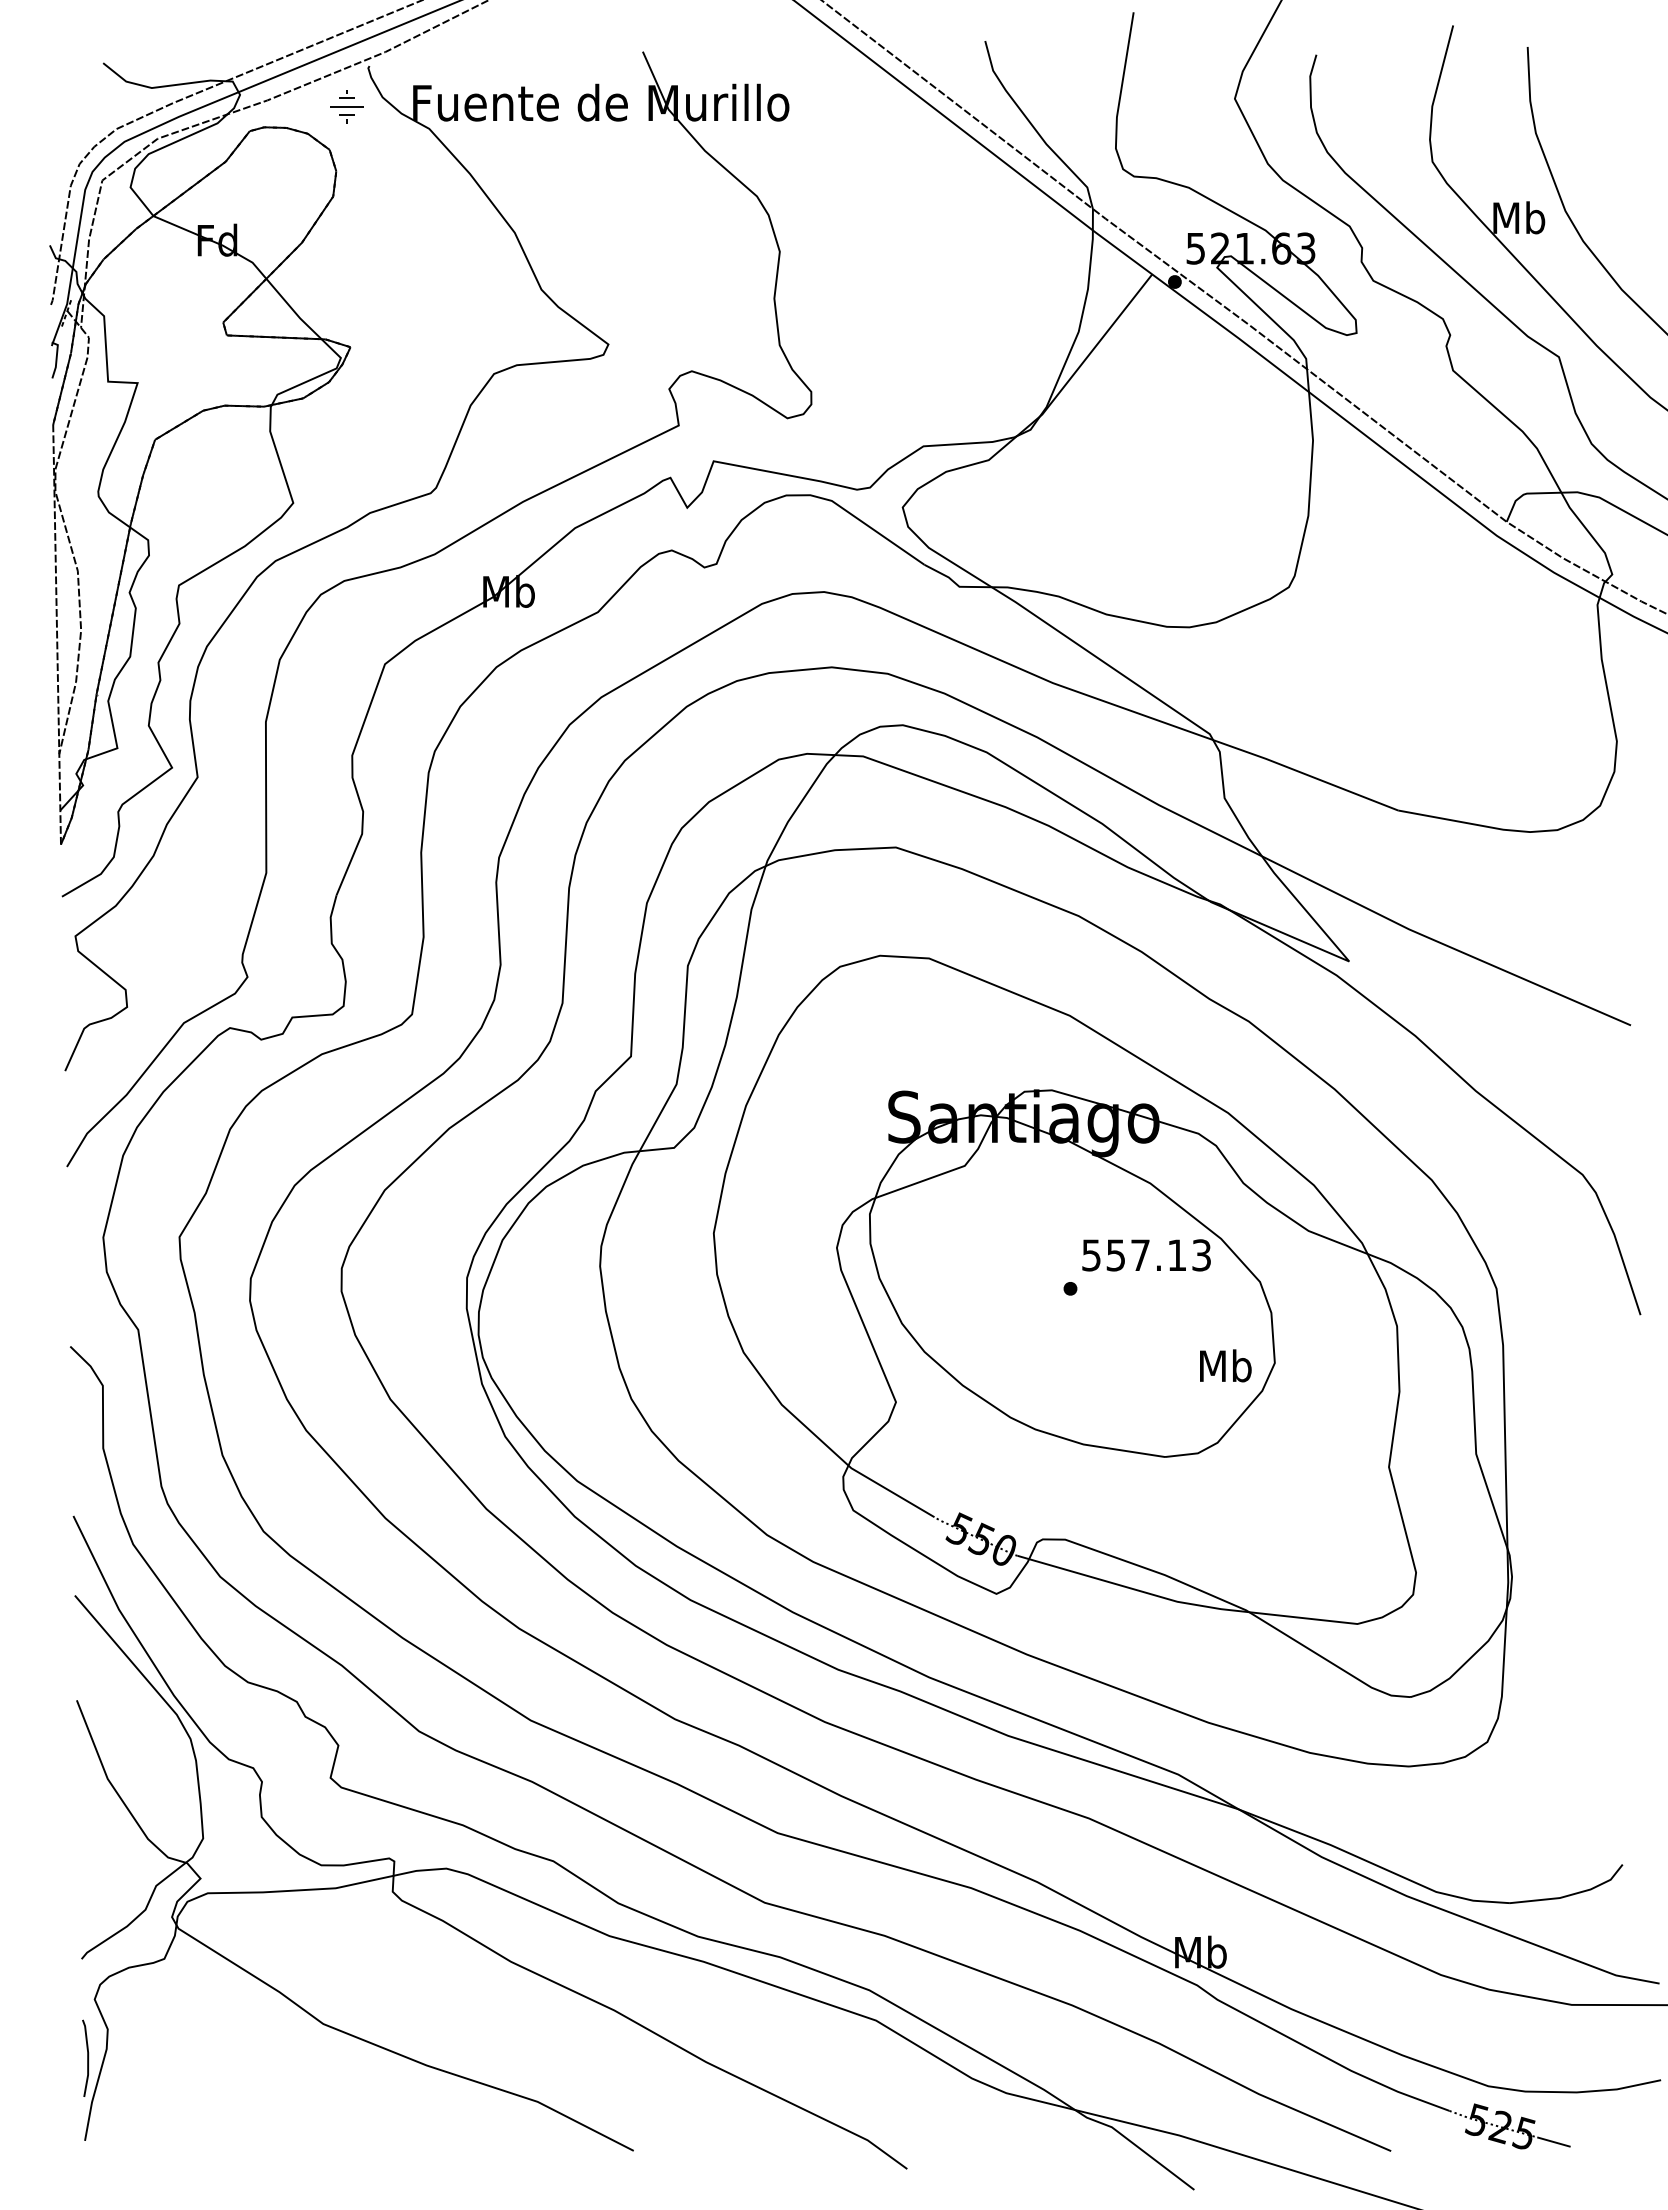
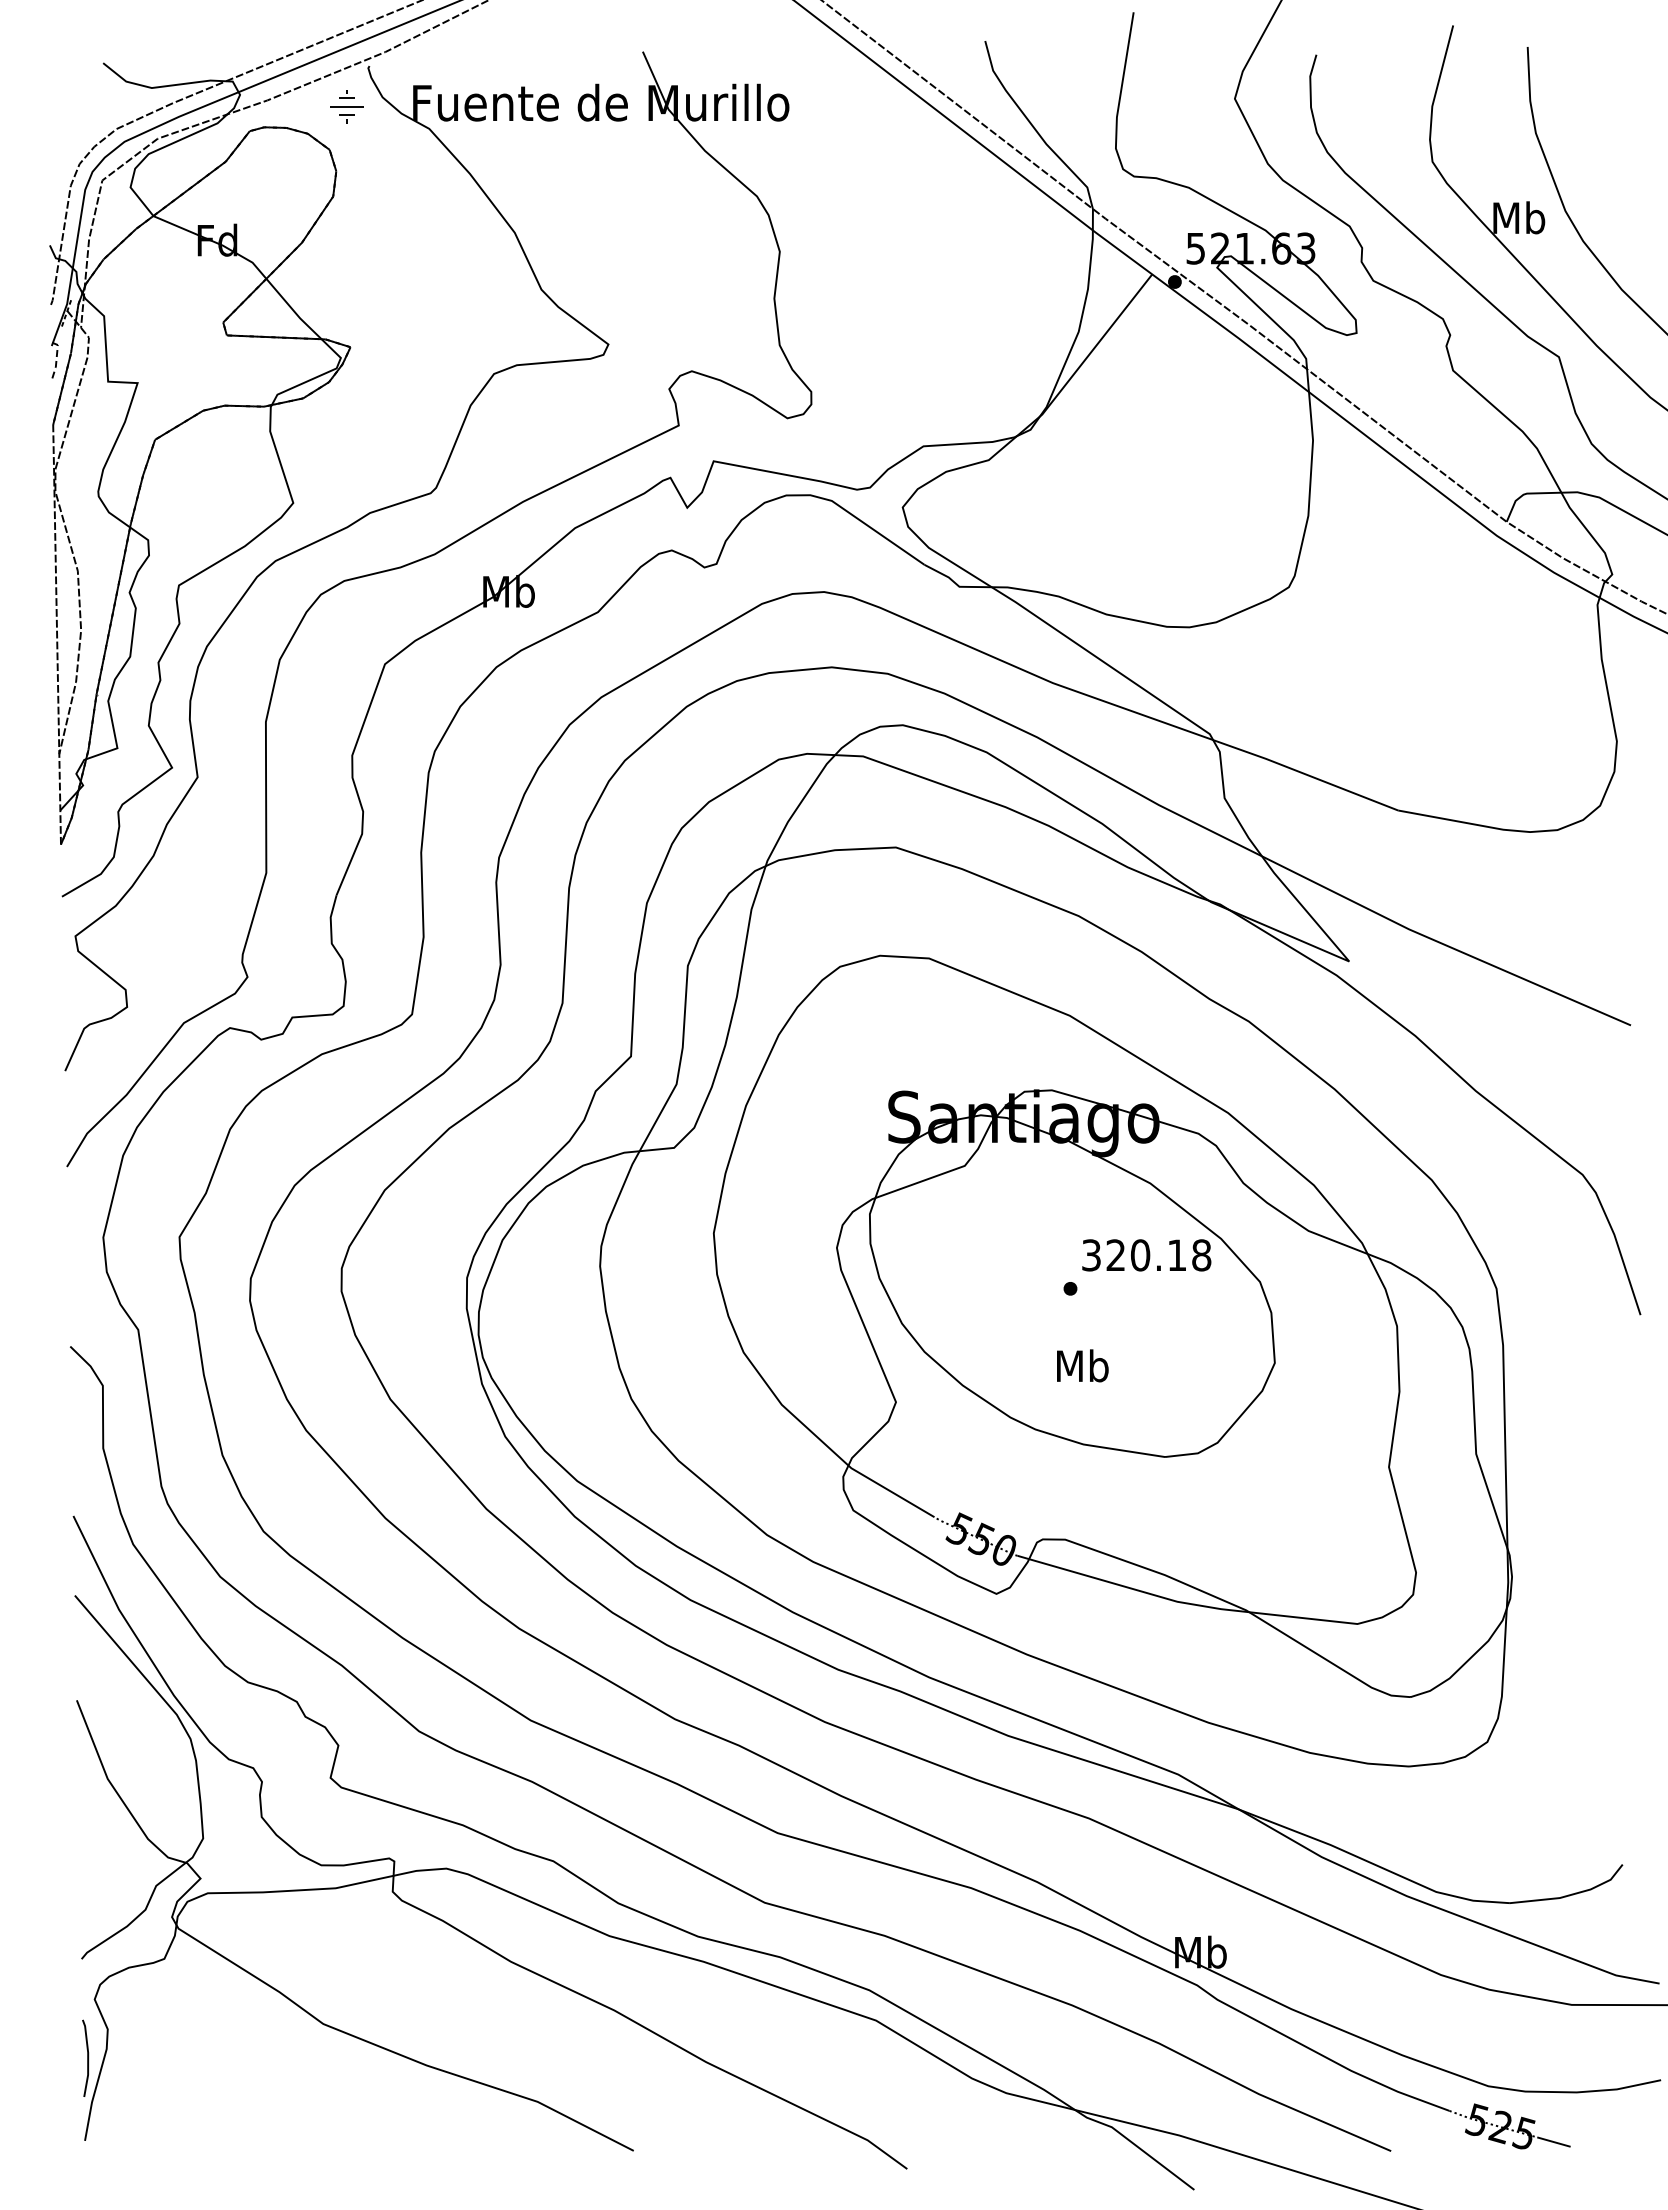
line: solid -> dashed (56, 358)
text: 557.13 -> 320.18 (1146, 1255)
text position: (1225, 1365) -> (1082, 1365) (1082, 1365)
